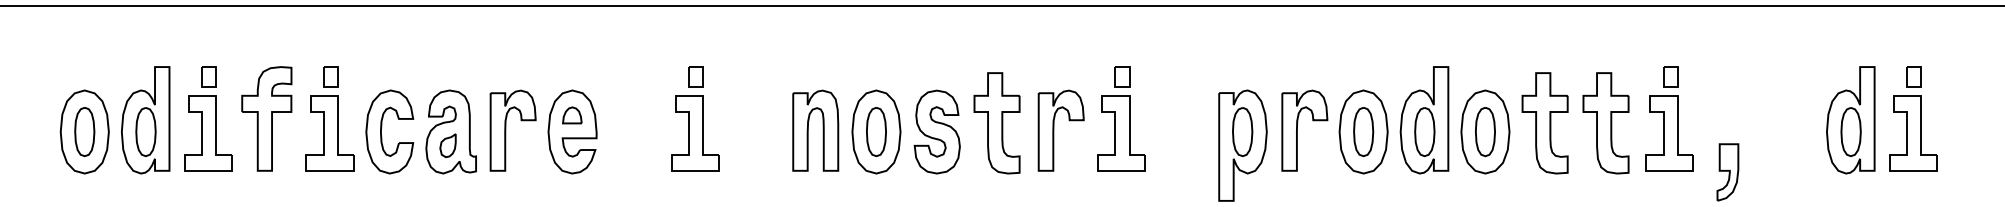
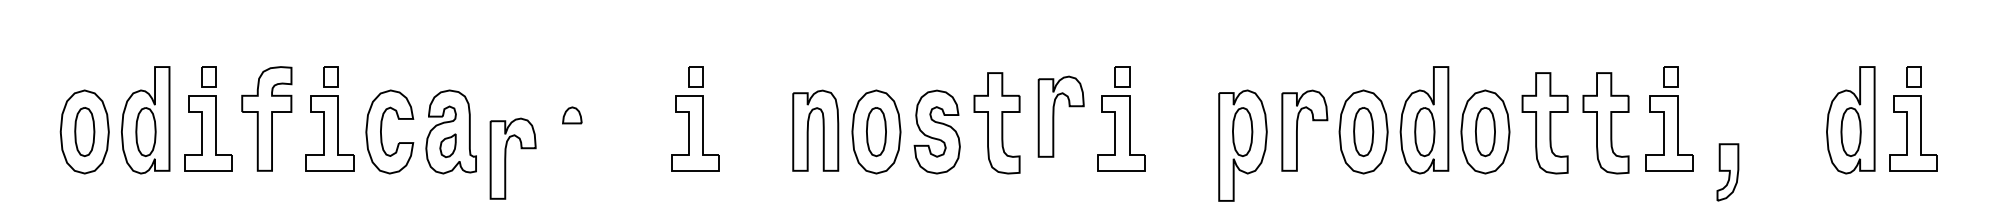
line: present -> none (1001, 6)
part position: (512, 130) -> (512, 158) (512, 158)
part position: (1060, 130) -> (1060, 116) (1060, 116)
part: present -> none (572, 131)
